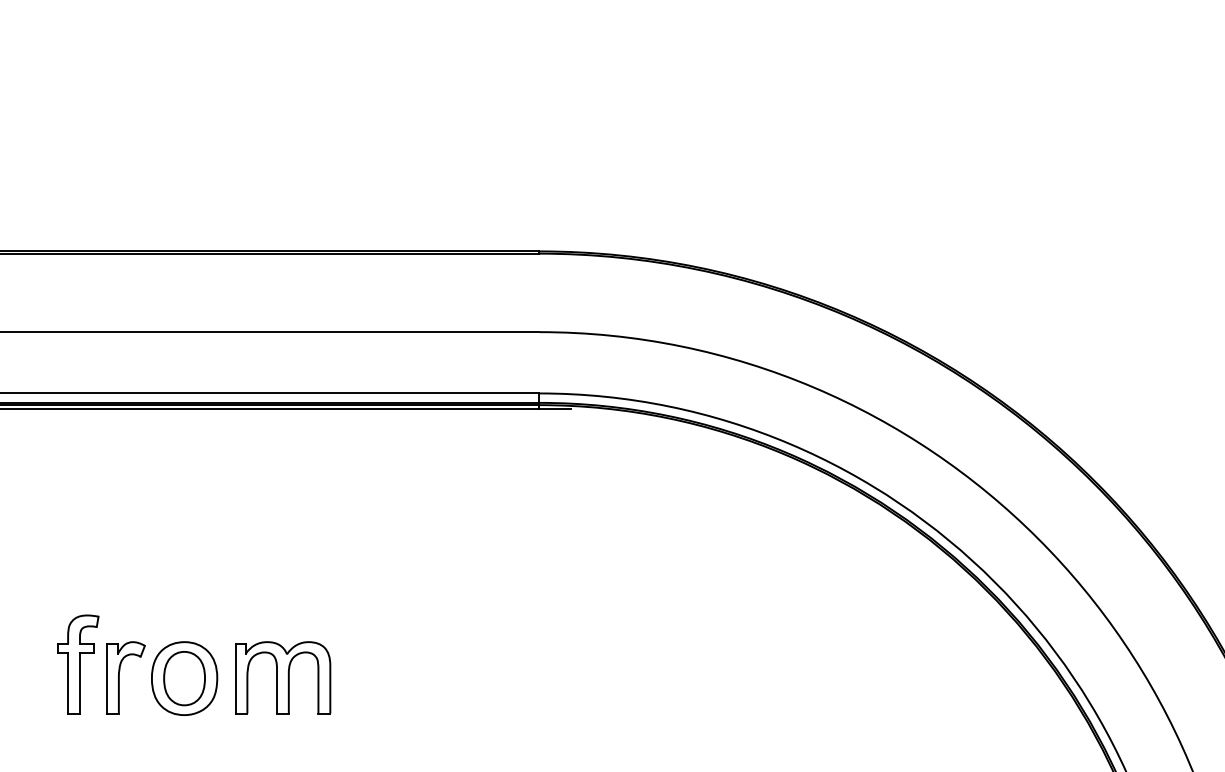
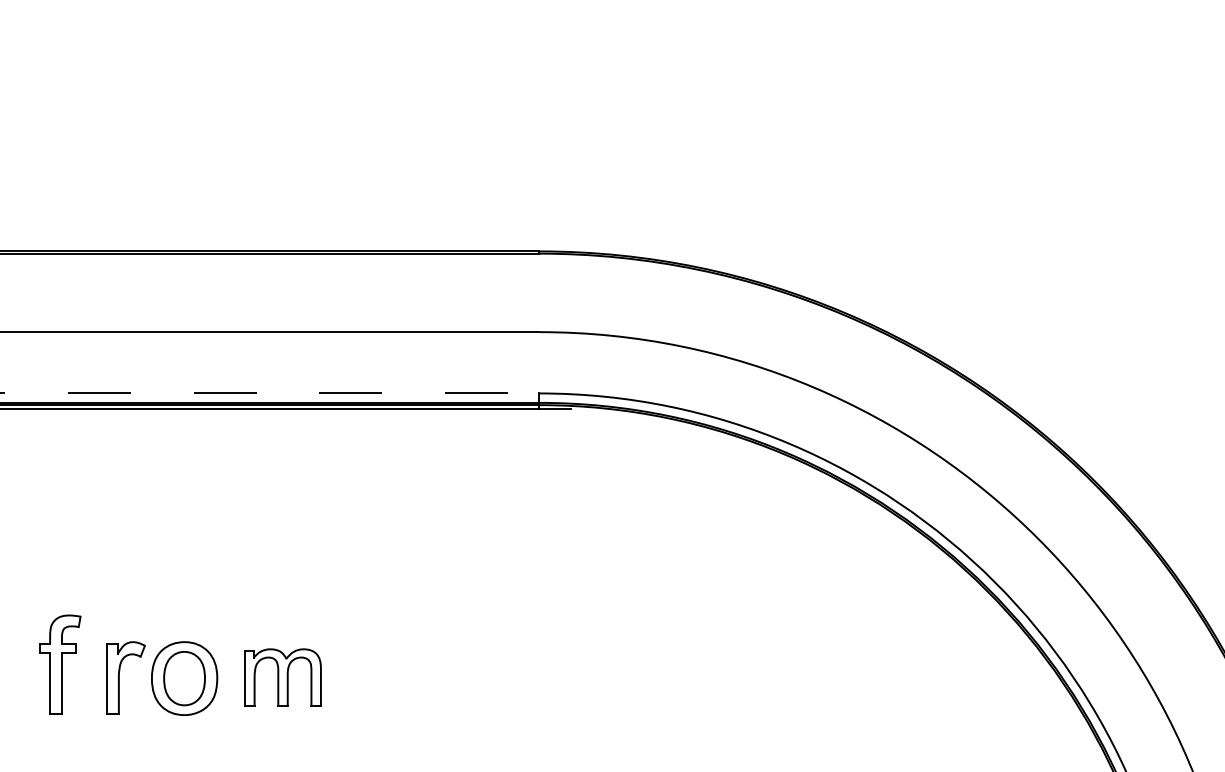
line: solid -> dashed (269, 393)
part position: (78, 664) -> (60, 664) (60, 664)
part size: 97x74 px -> 78x59 px (282, 677)
